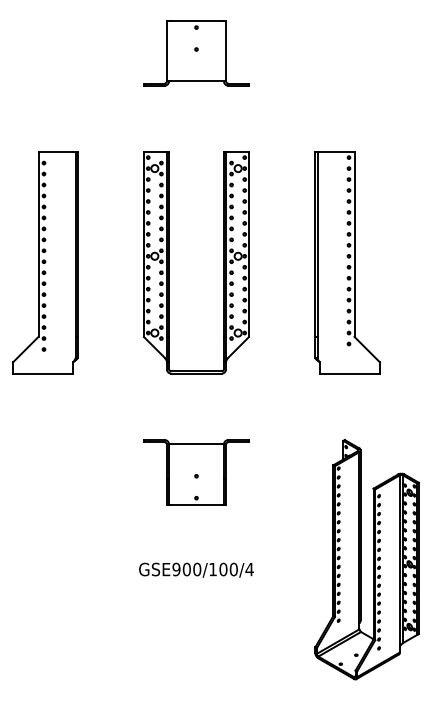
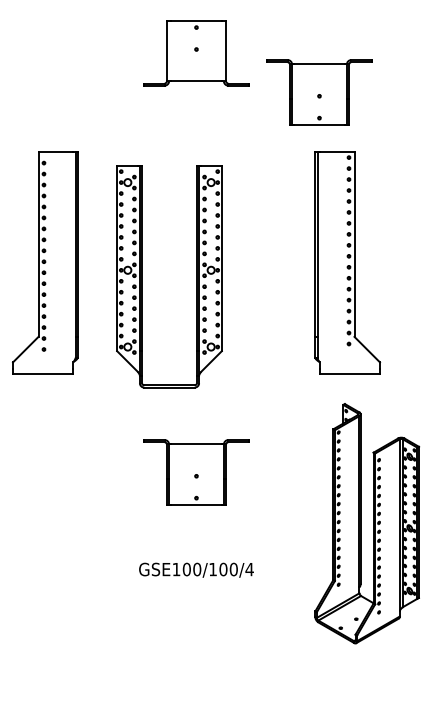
part: none -> present (319, 92)
part position: (169, 262) -> (142, 276) (142, 276)
part position: (367, 559) -> (367, 523) (367, 523)
text: GSE900/100/4 -> GSE100/100/4 (176, 569)
